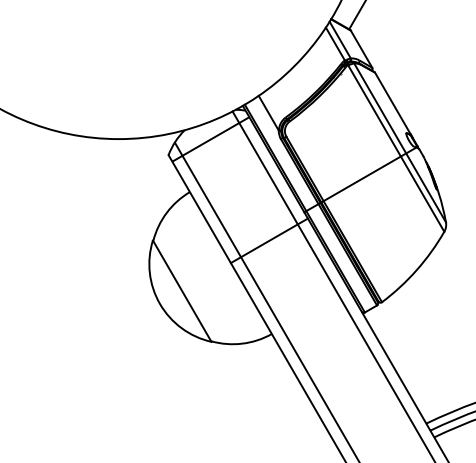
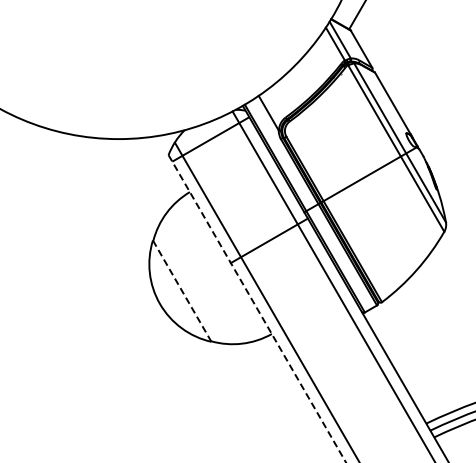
line: solid -> dashed (182, 291)
line: solid -> dashed (257, 309)
